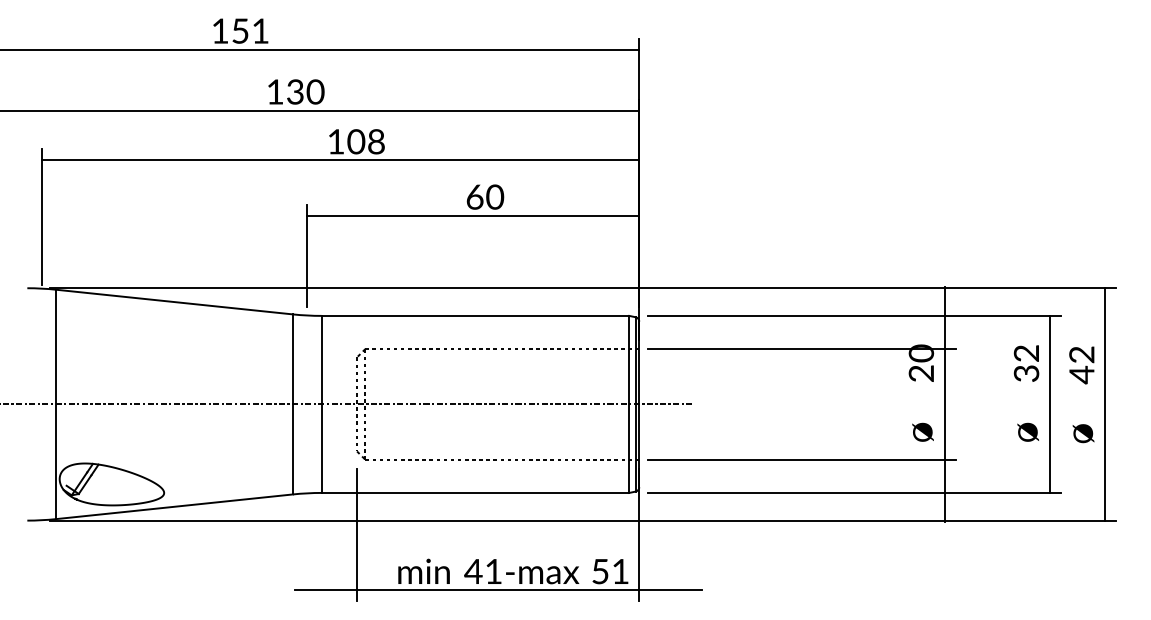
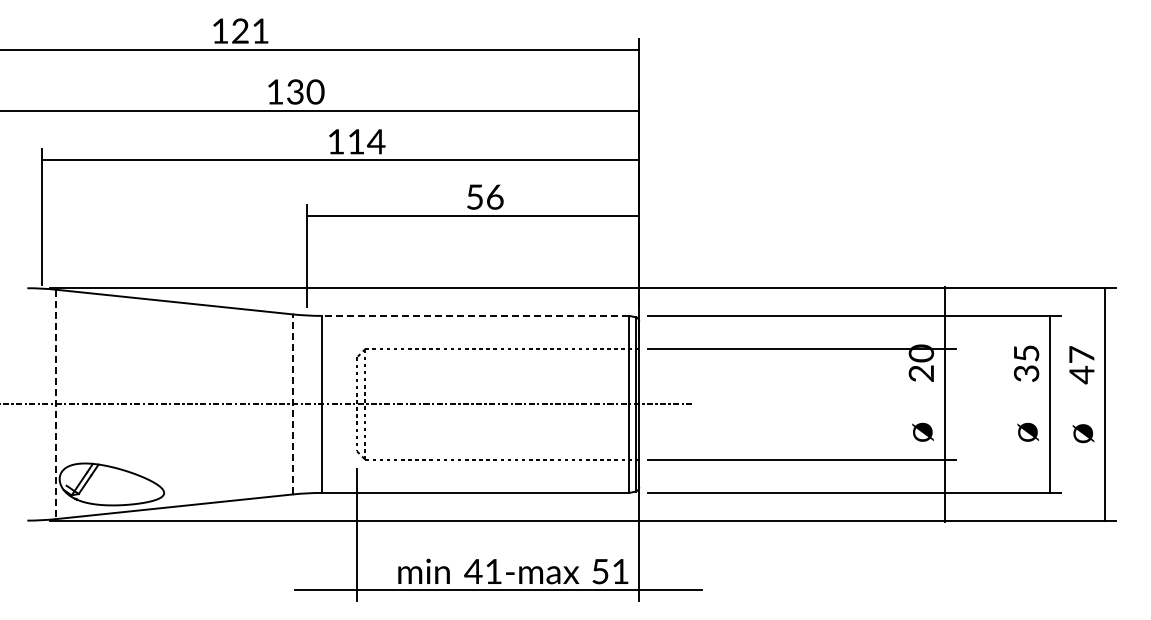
text: 151 -> 121 (240, 30)
text: 108 -> 114 (366, 141)
text: 60 -> 56 (485, 196)
line: solid -> dashed (475, 315)
text: 32 -> 35 (1026, 353)
text: 42 -> 47 (1081, 354)
line: solid -> dashed (293, 403)
line: solid -> dashed (56, 404)
